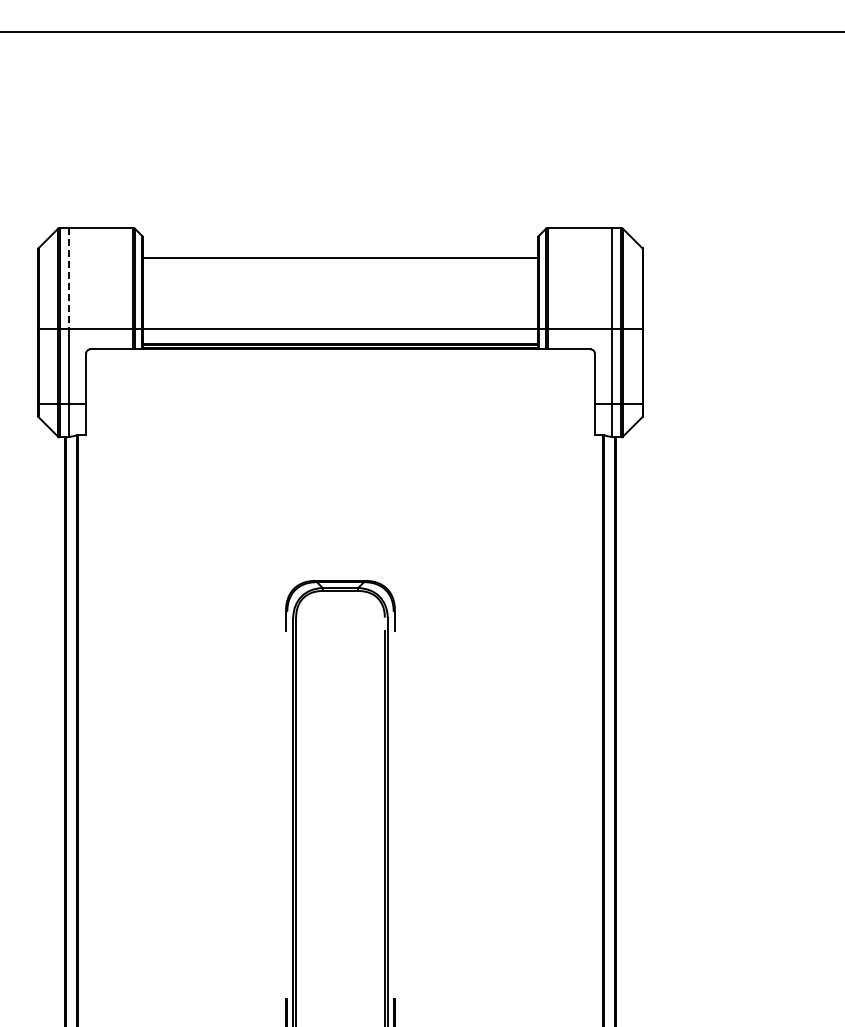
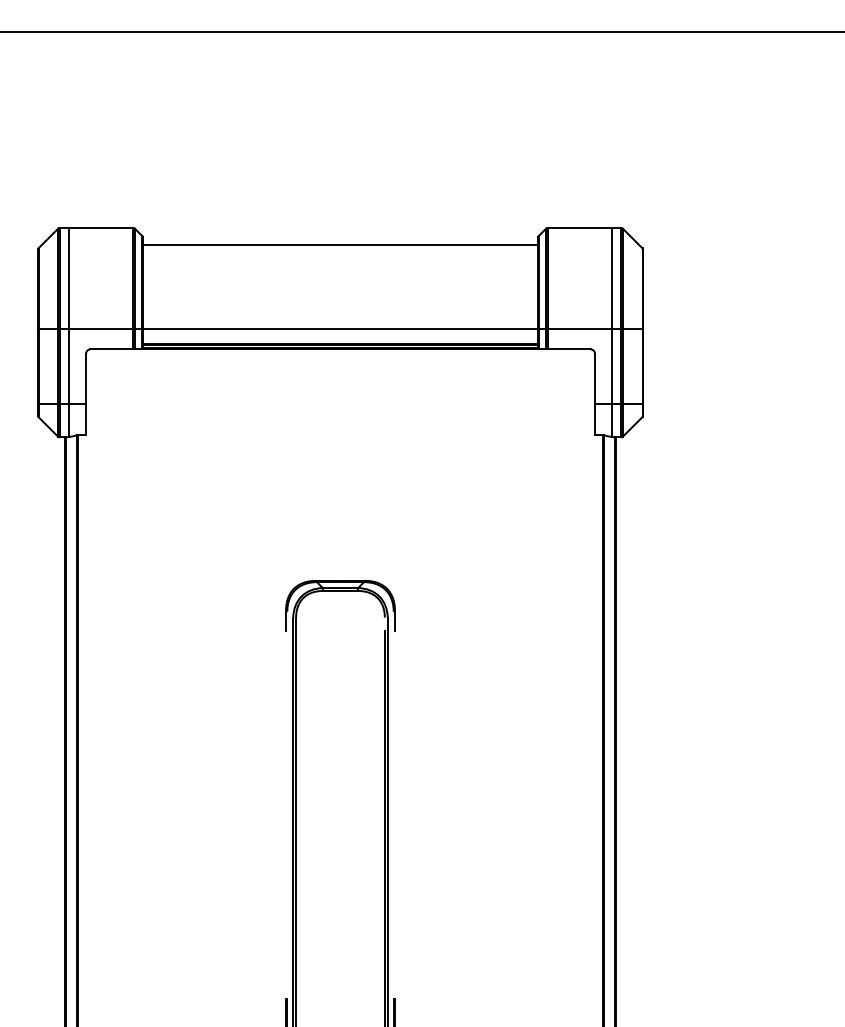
line position: (340, 257) -> (340, 244) (340, 244)
line: dashed -> solid (69, 278)
